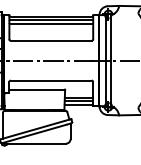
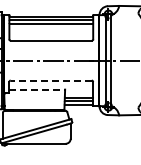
line: solid -> dashed (50, 80)
line: solid -> dashed (37, 89)
